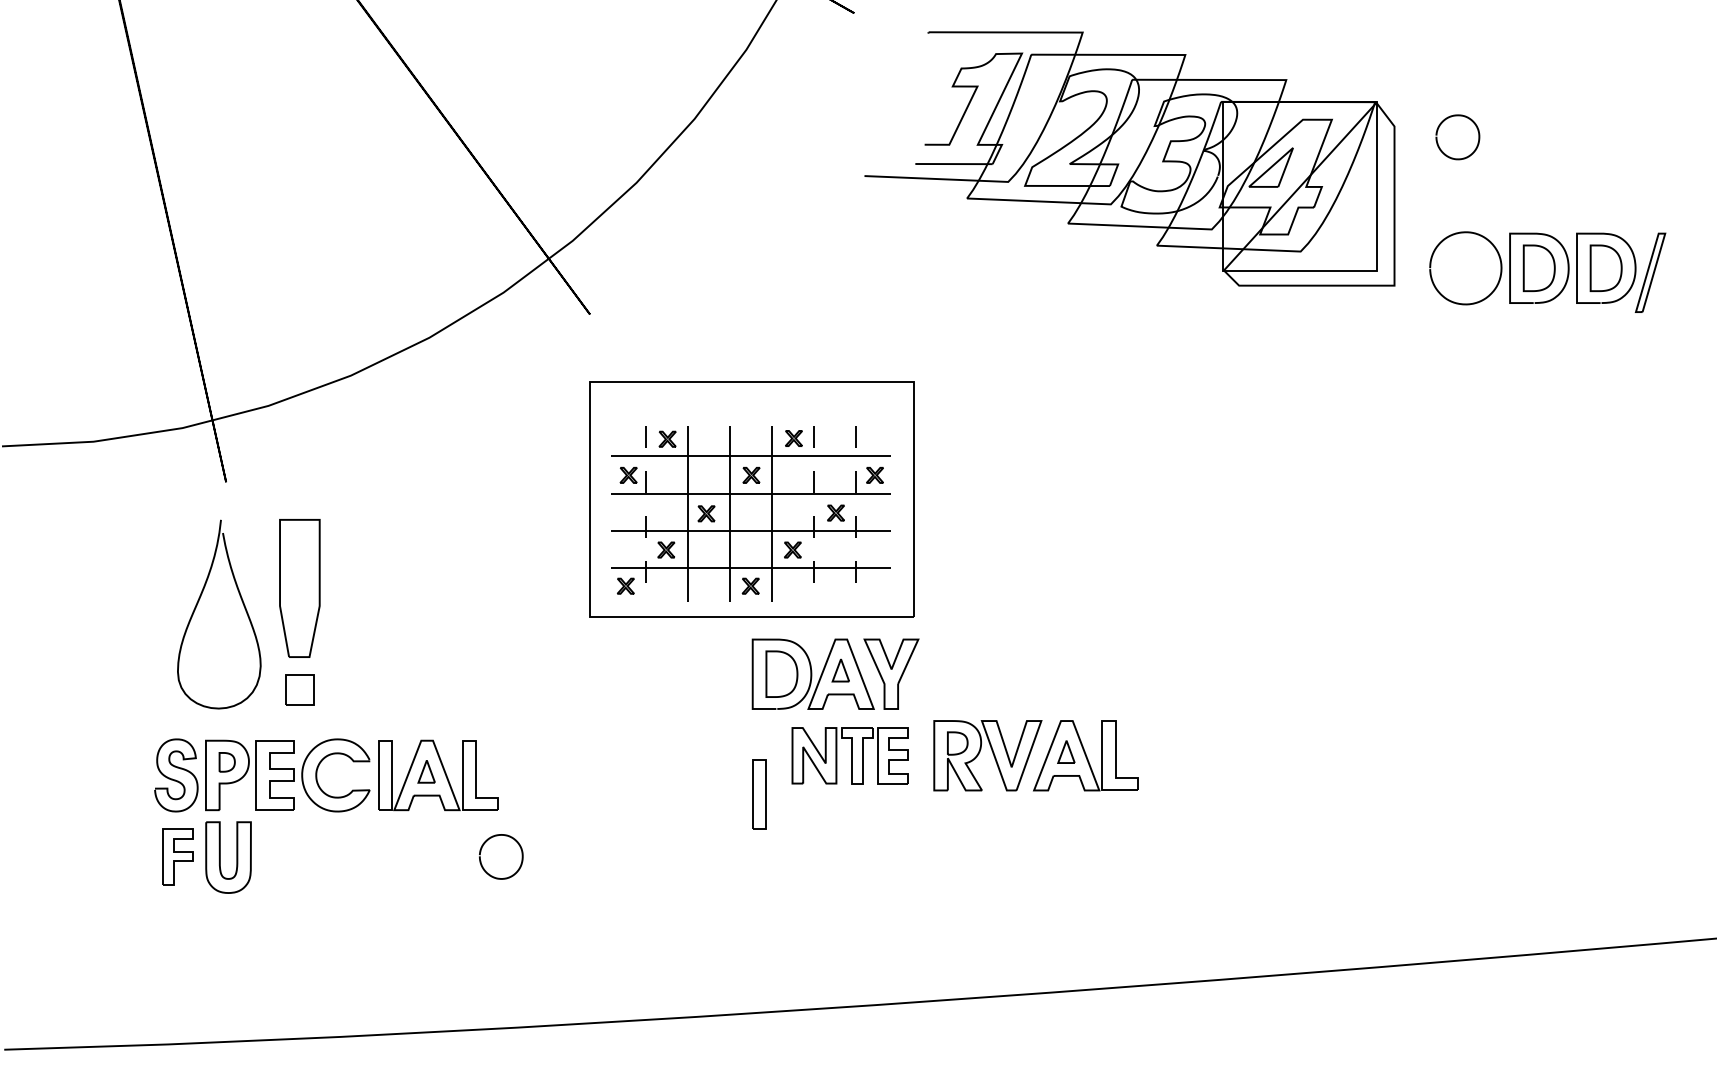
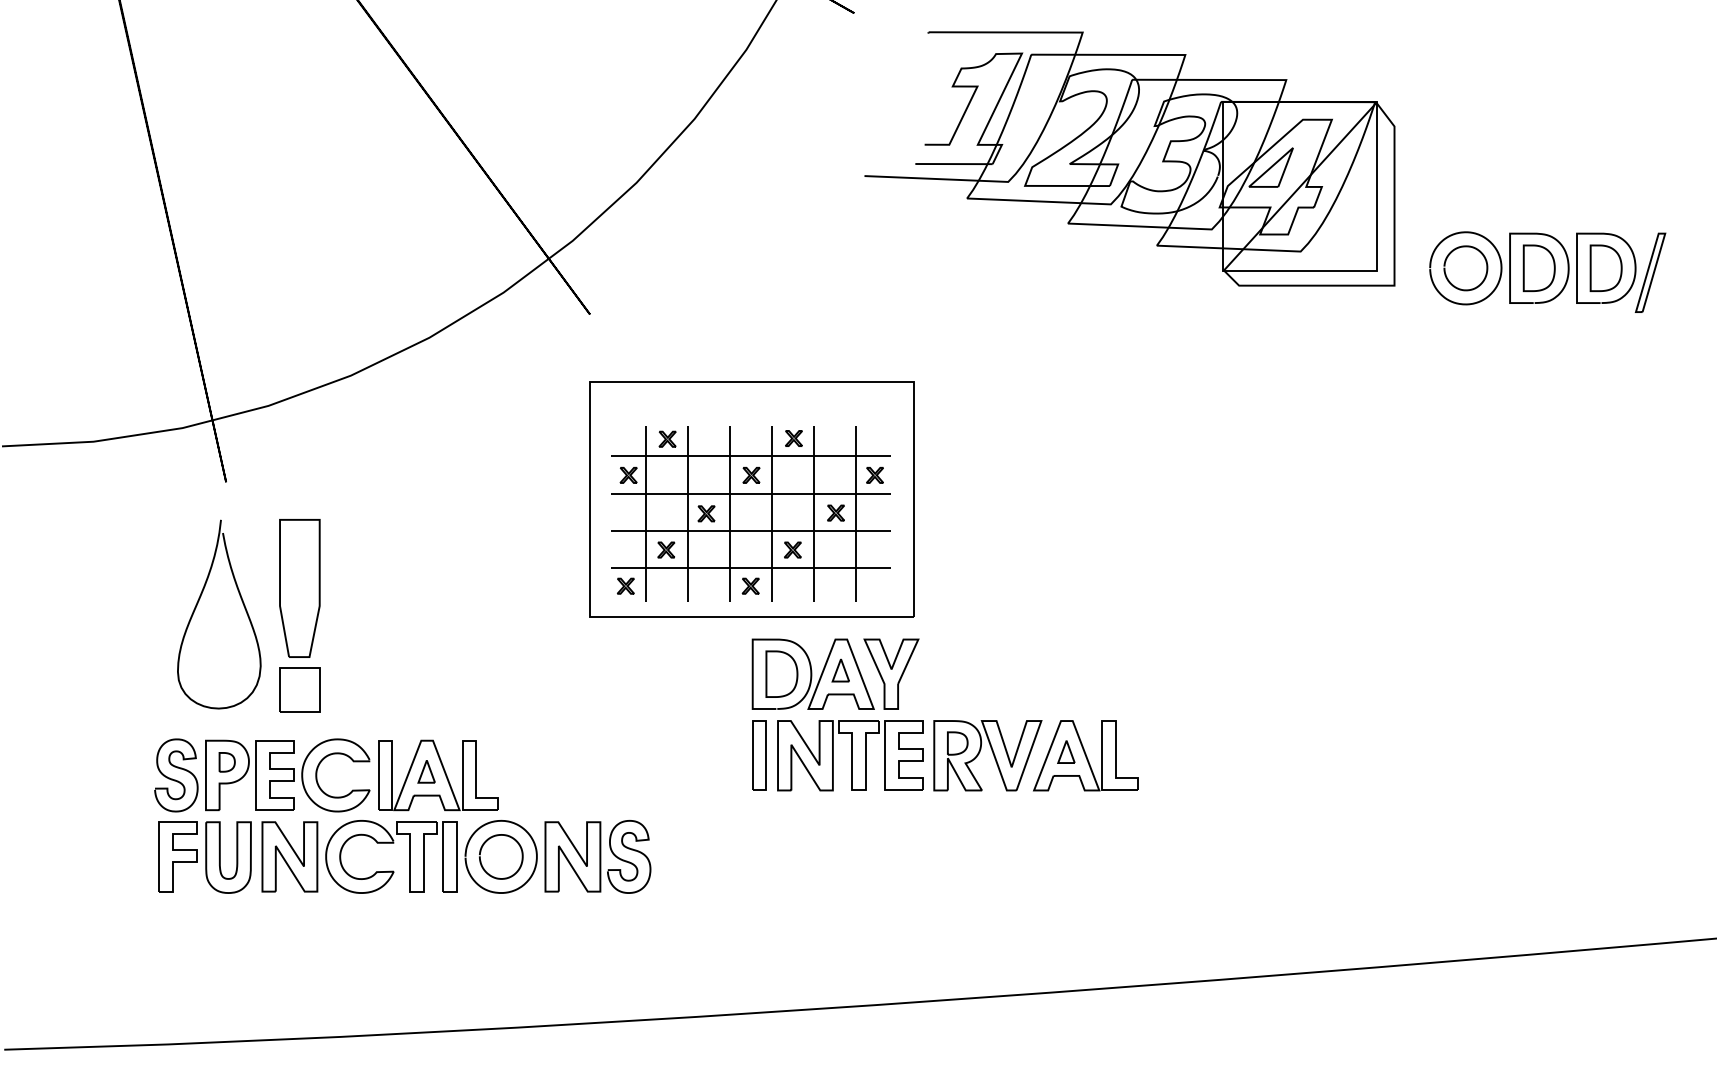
curve position: (1439, 145) -> (1447, 276) (1447, 276)
line: dashed -> solid (646, 514)
line: dashed -> solid (814, 514)
line: dashed -> solid (856, 514)
part size: 30x32 px -> 42x46 px (299, 689)
part size: 118x58 px -> 147x72 px (850, 755)
part position: (759, 794) -> (759, 755) (759, 755)
part size: 32x58 px -> 40x72 px (177, 856)
part: none -> present (456, 856)
